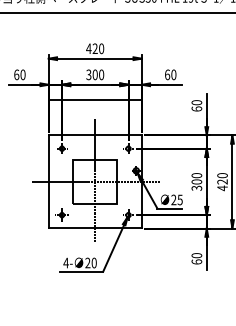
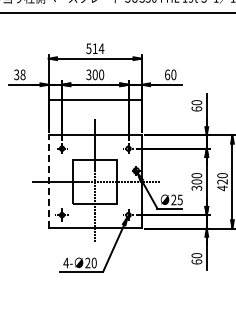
text: 420 -> 514 (95, 48)
text: 60 -> 38 (19, 74)
line: solid -> dashed (48, 181)
